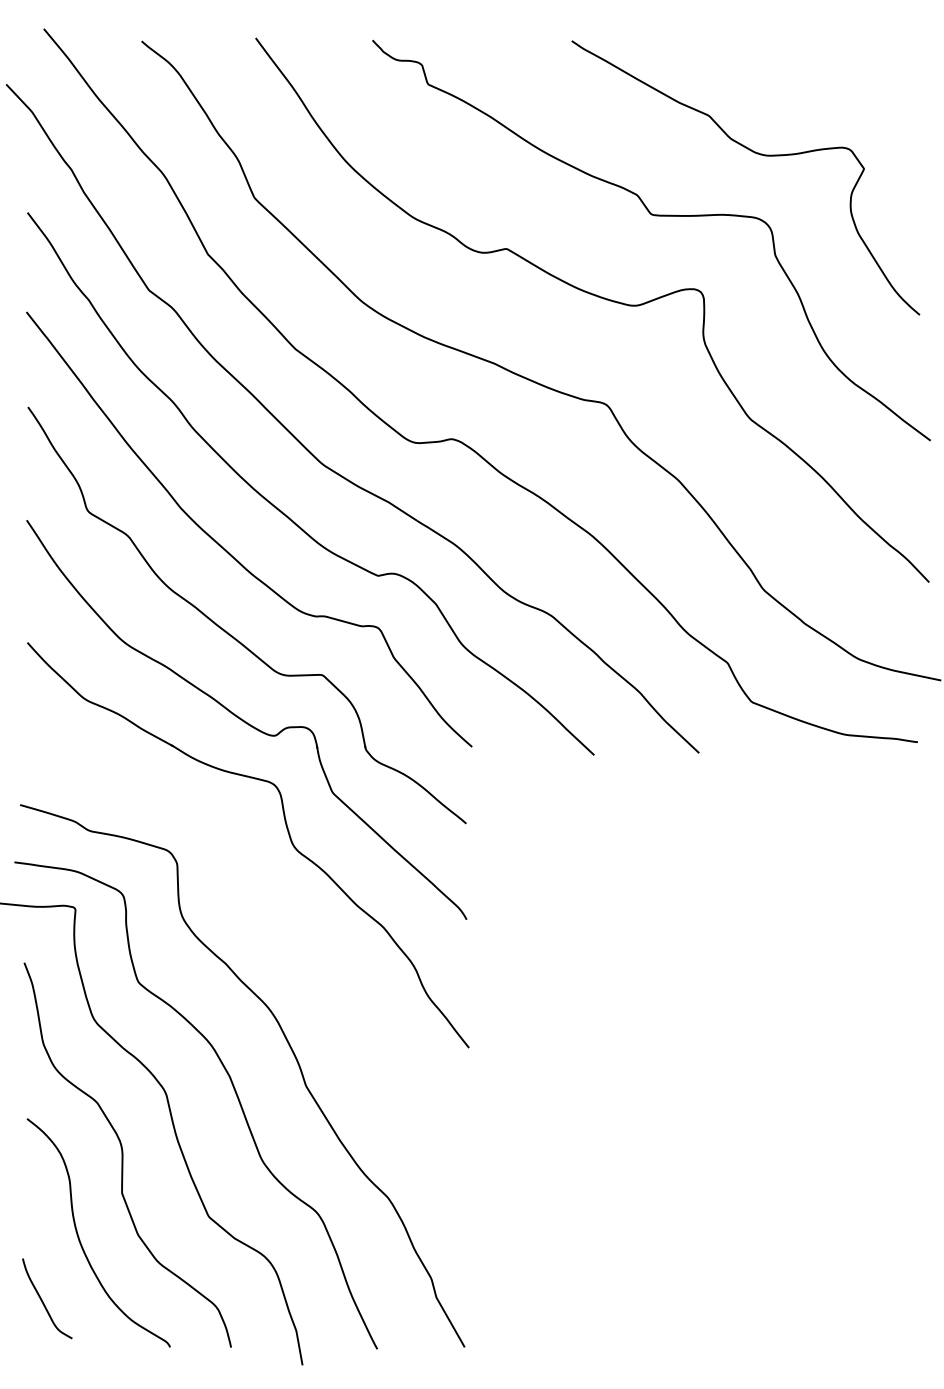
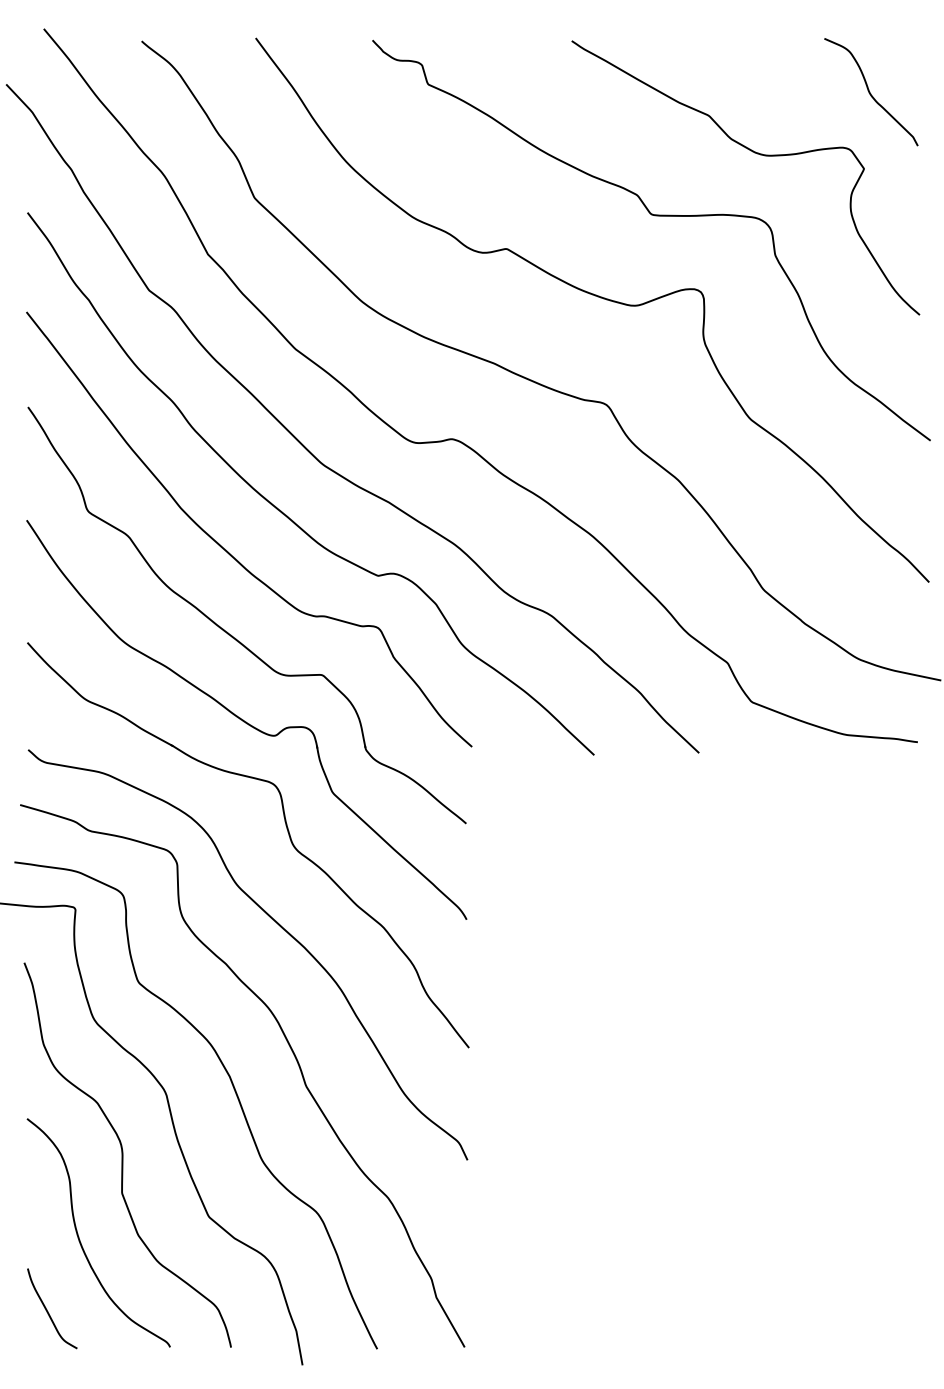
curve: none -> present (870, 92)
curve: none -> present (277, 924)
curve position: (43, 1301) -> (48, 1311) (48, 1311)
